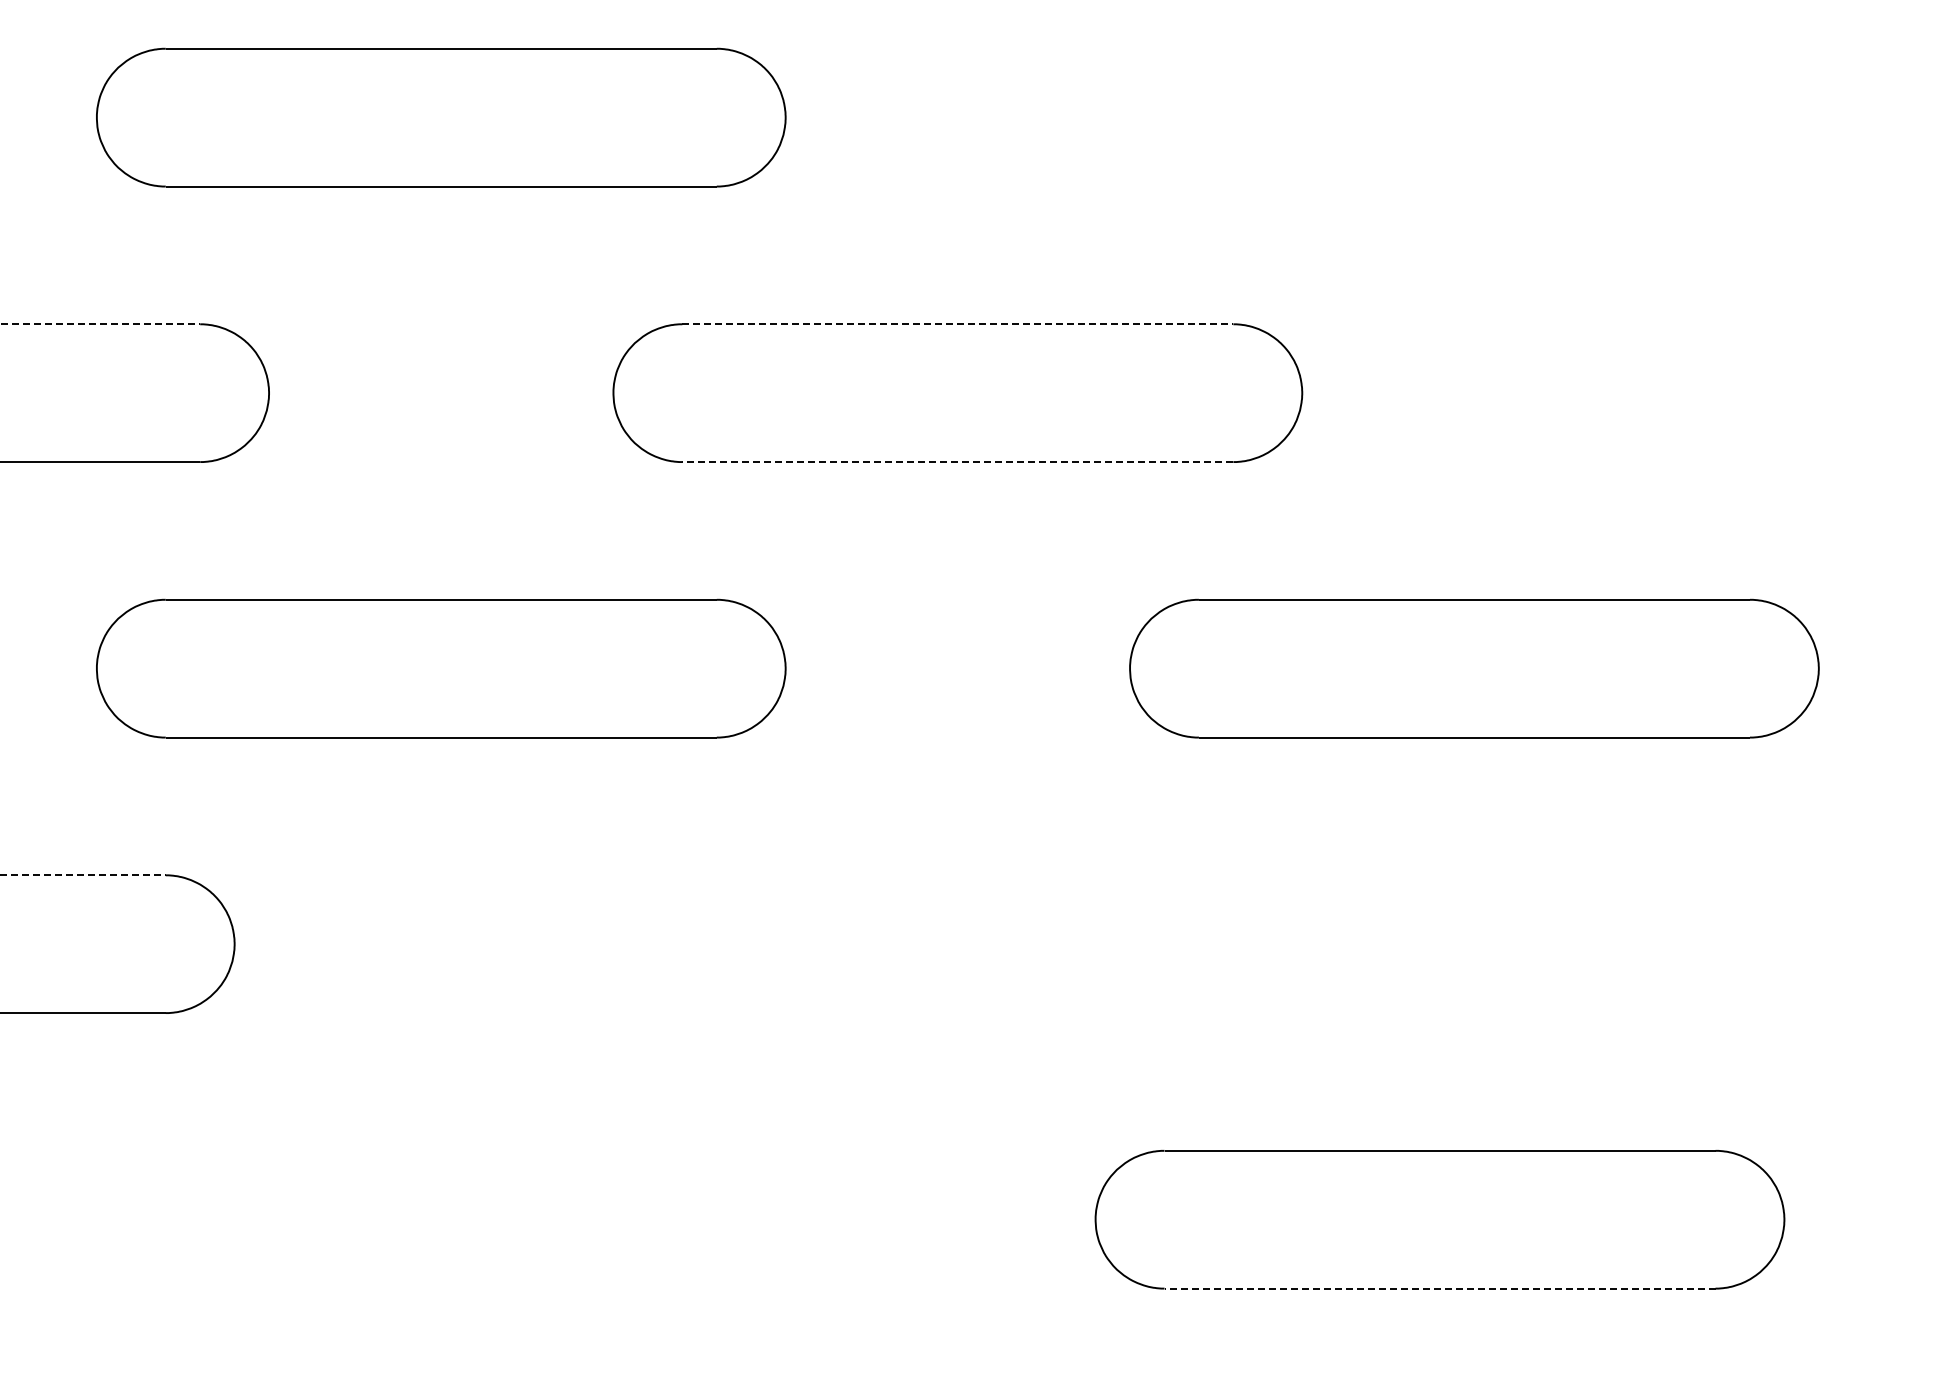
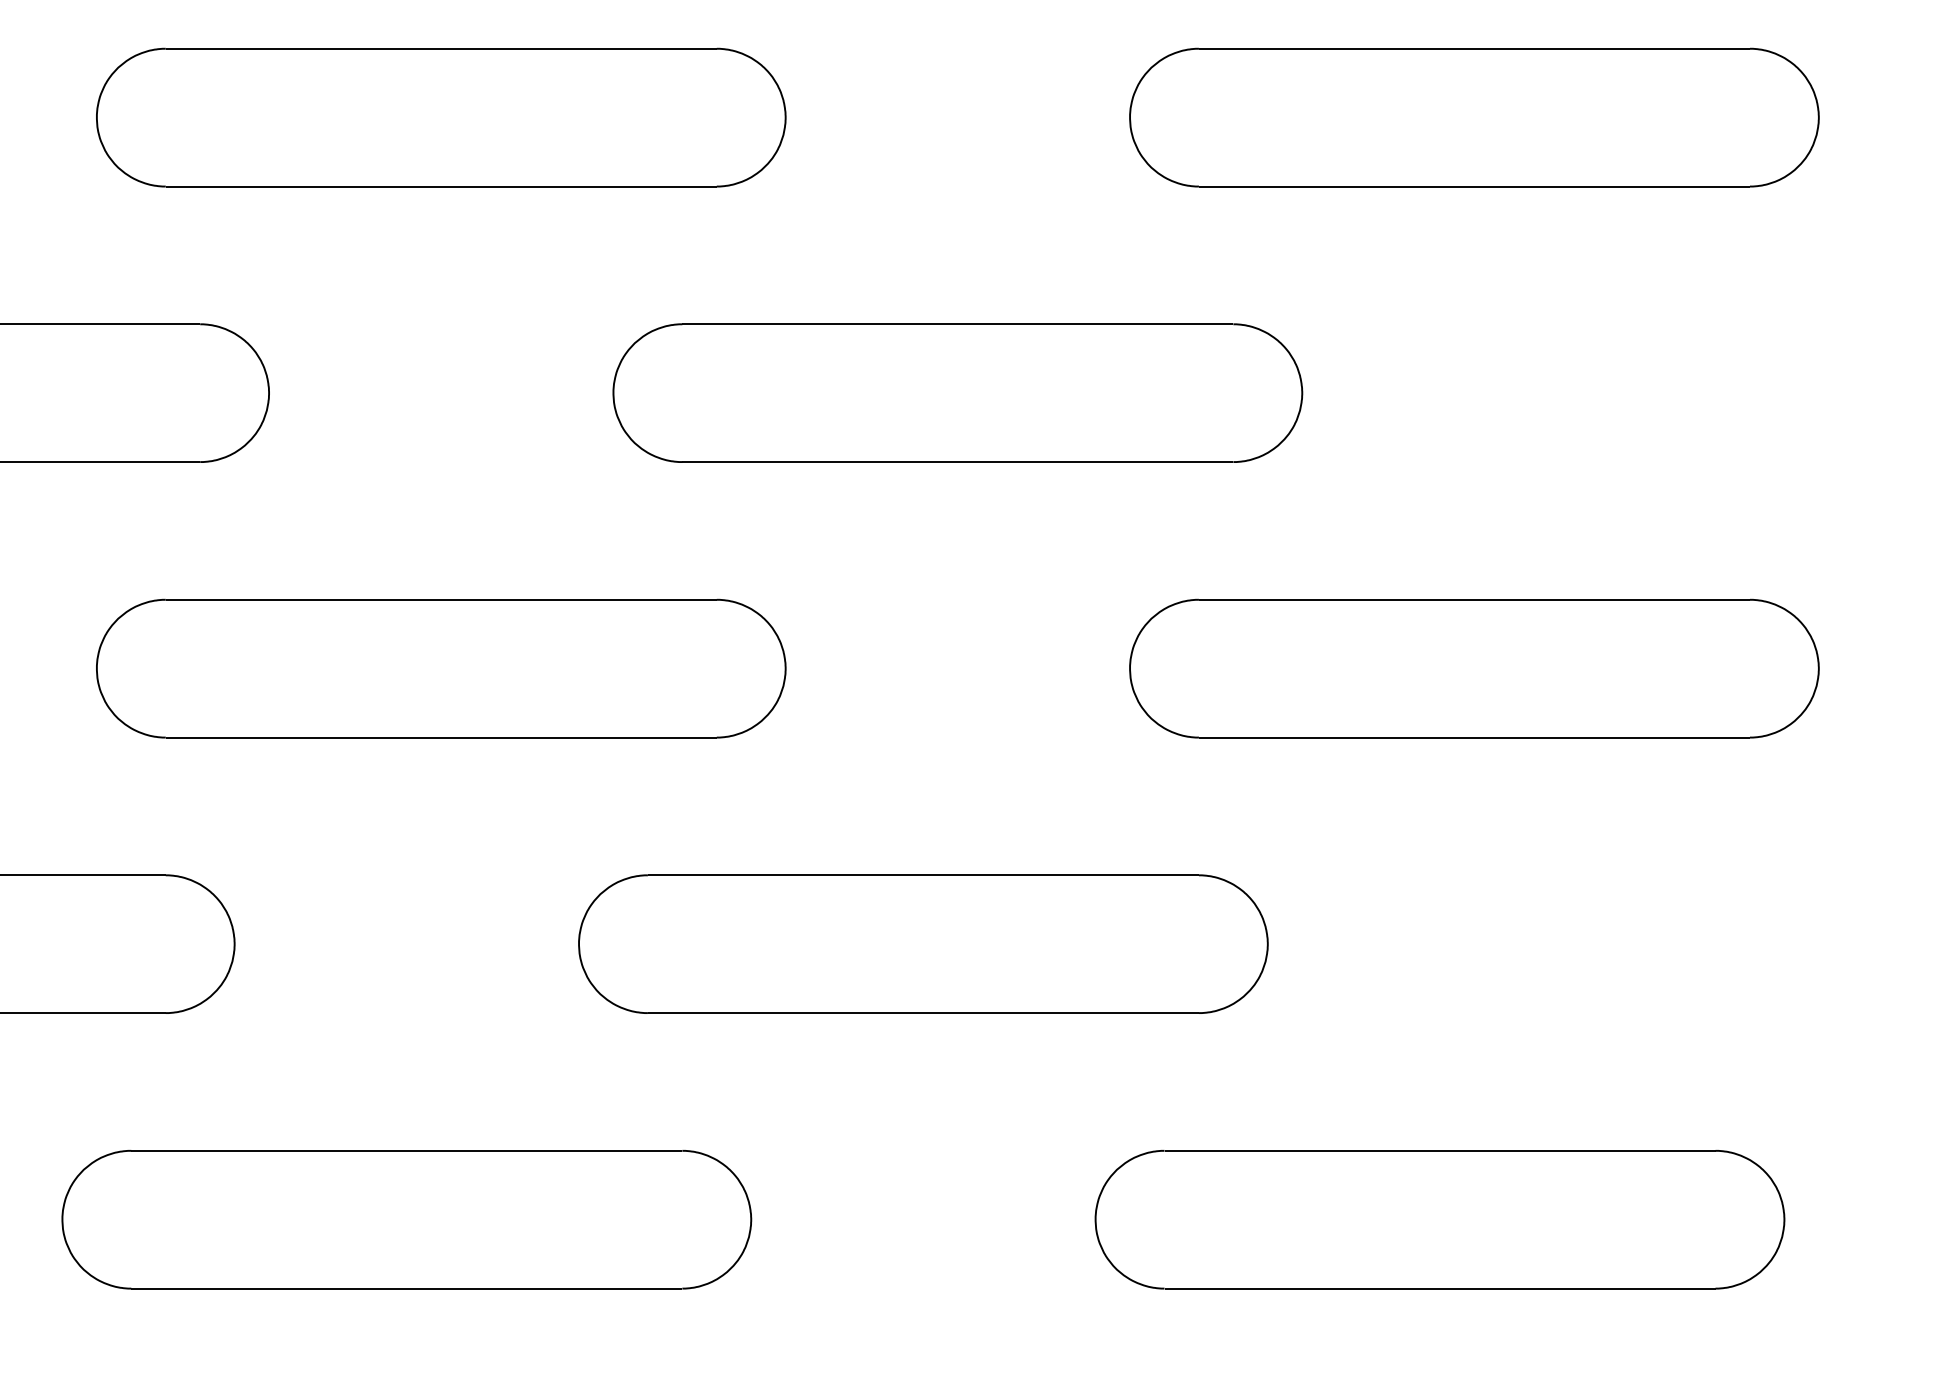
part: none -> present (1474, 117)
line: dashed -> solid (100, 324)
line: dashed -> solid (957, 324)
line: dashed -> solid (957, 462)
line: dashed -> solid (82, 875)
part: none -> present (923, 943)
part: none -> present (406, 1219)
line: dashed -> solid (1440, 1288)
